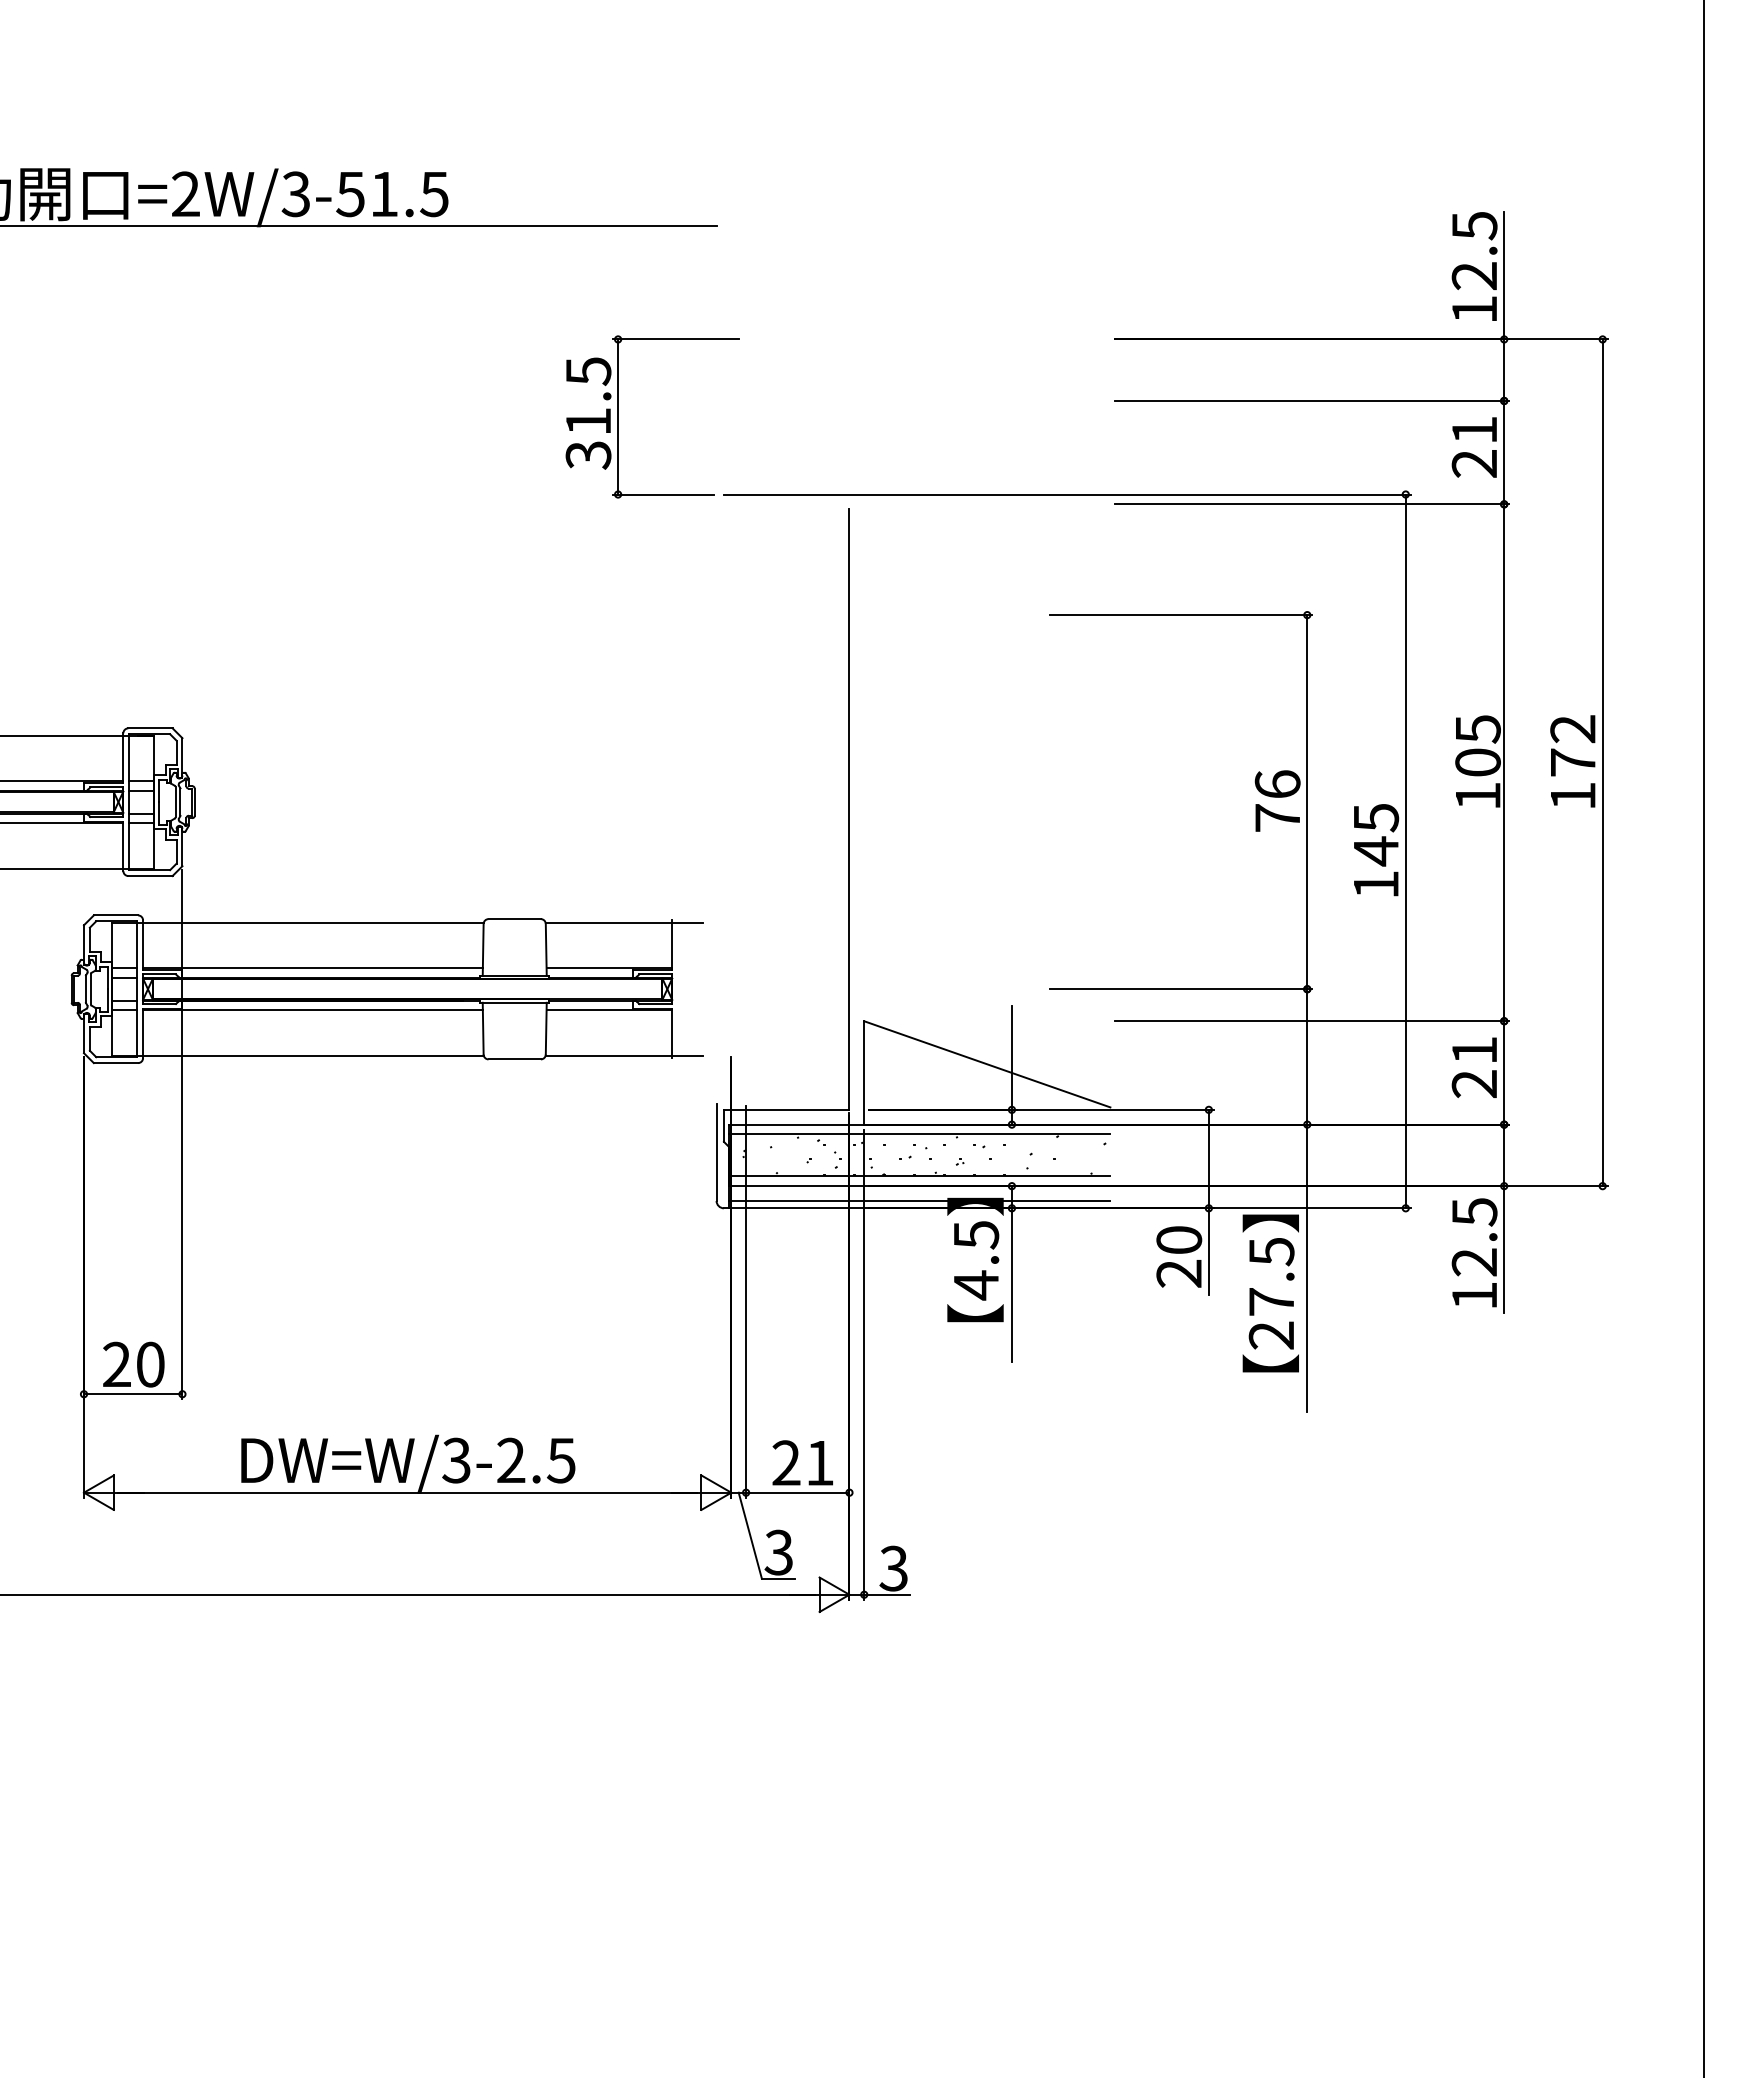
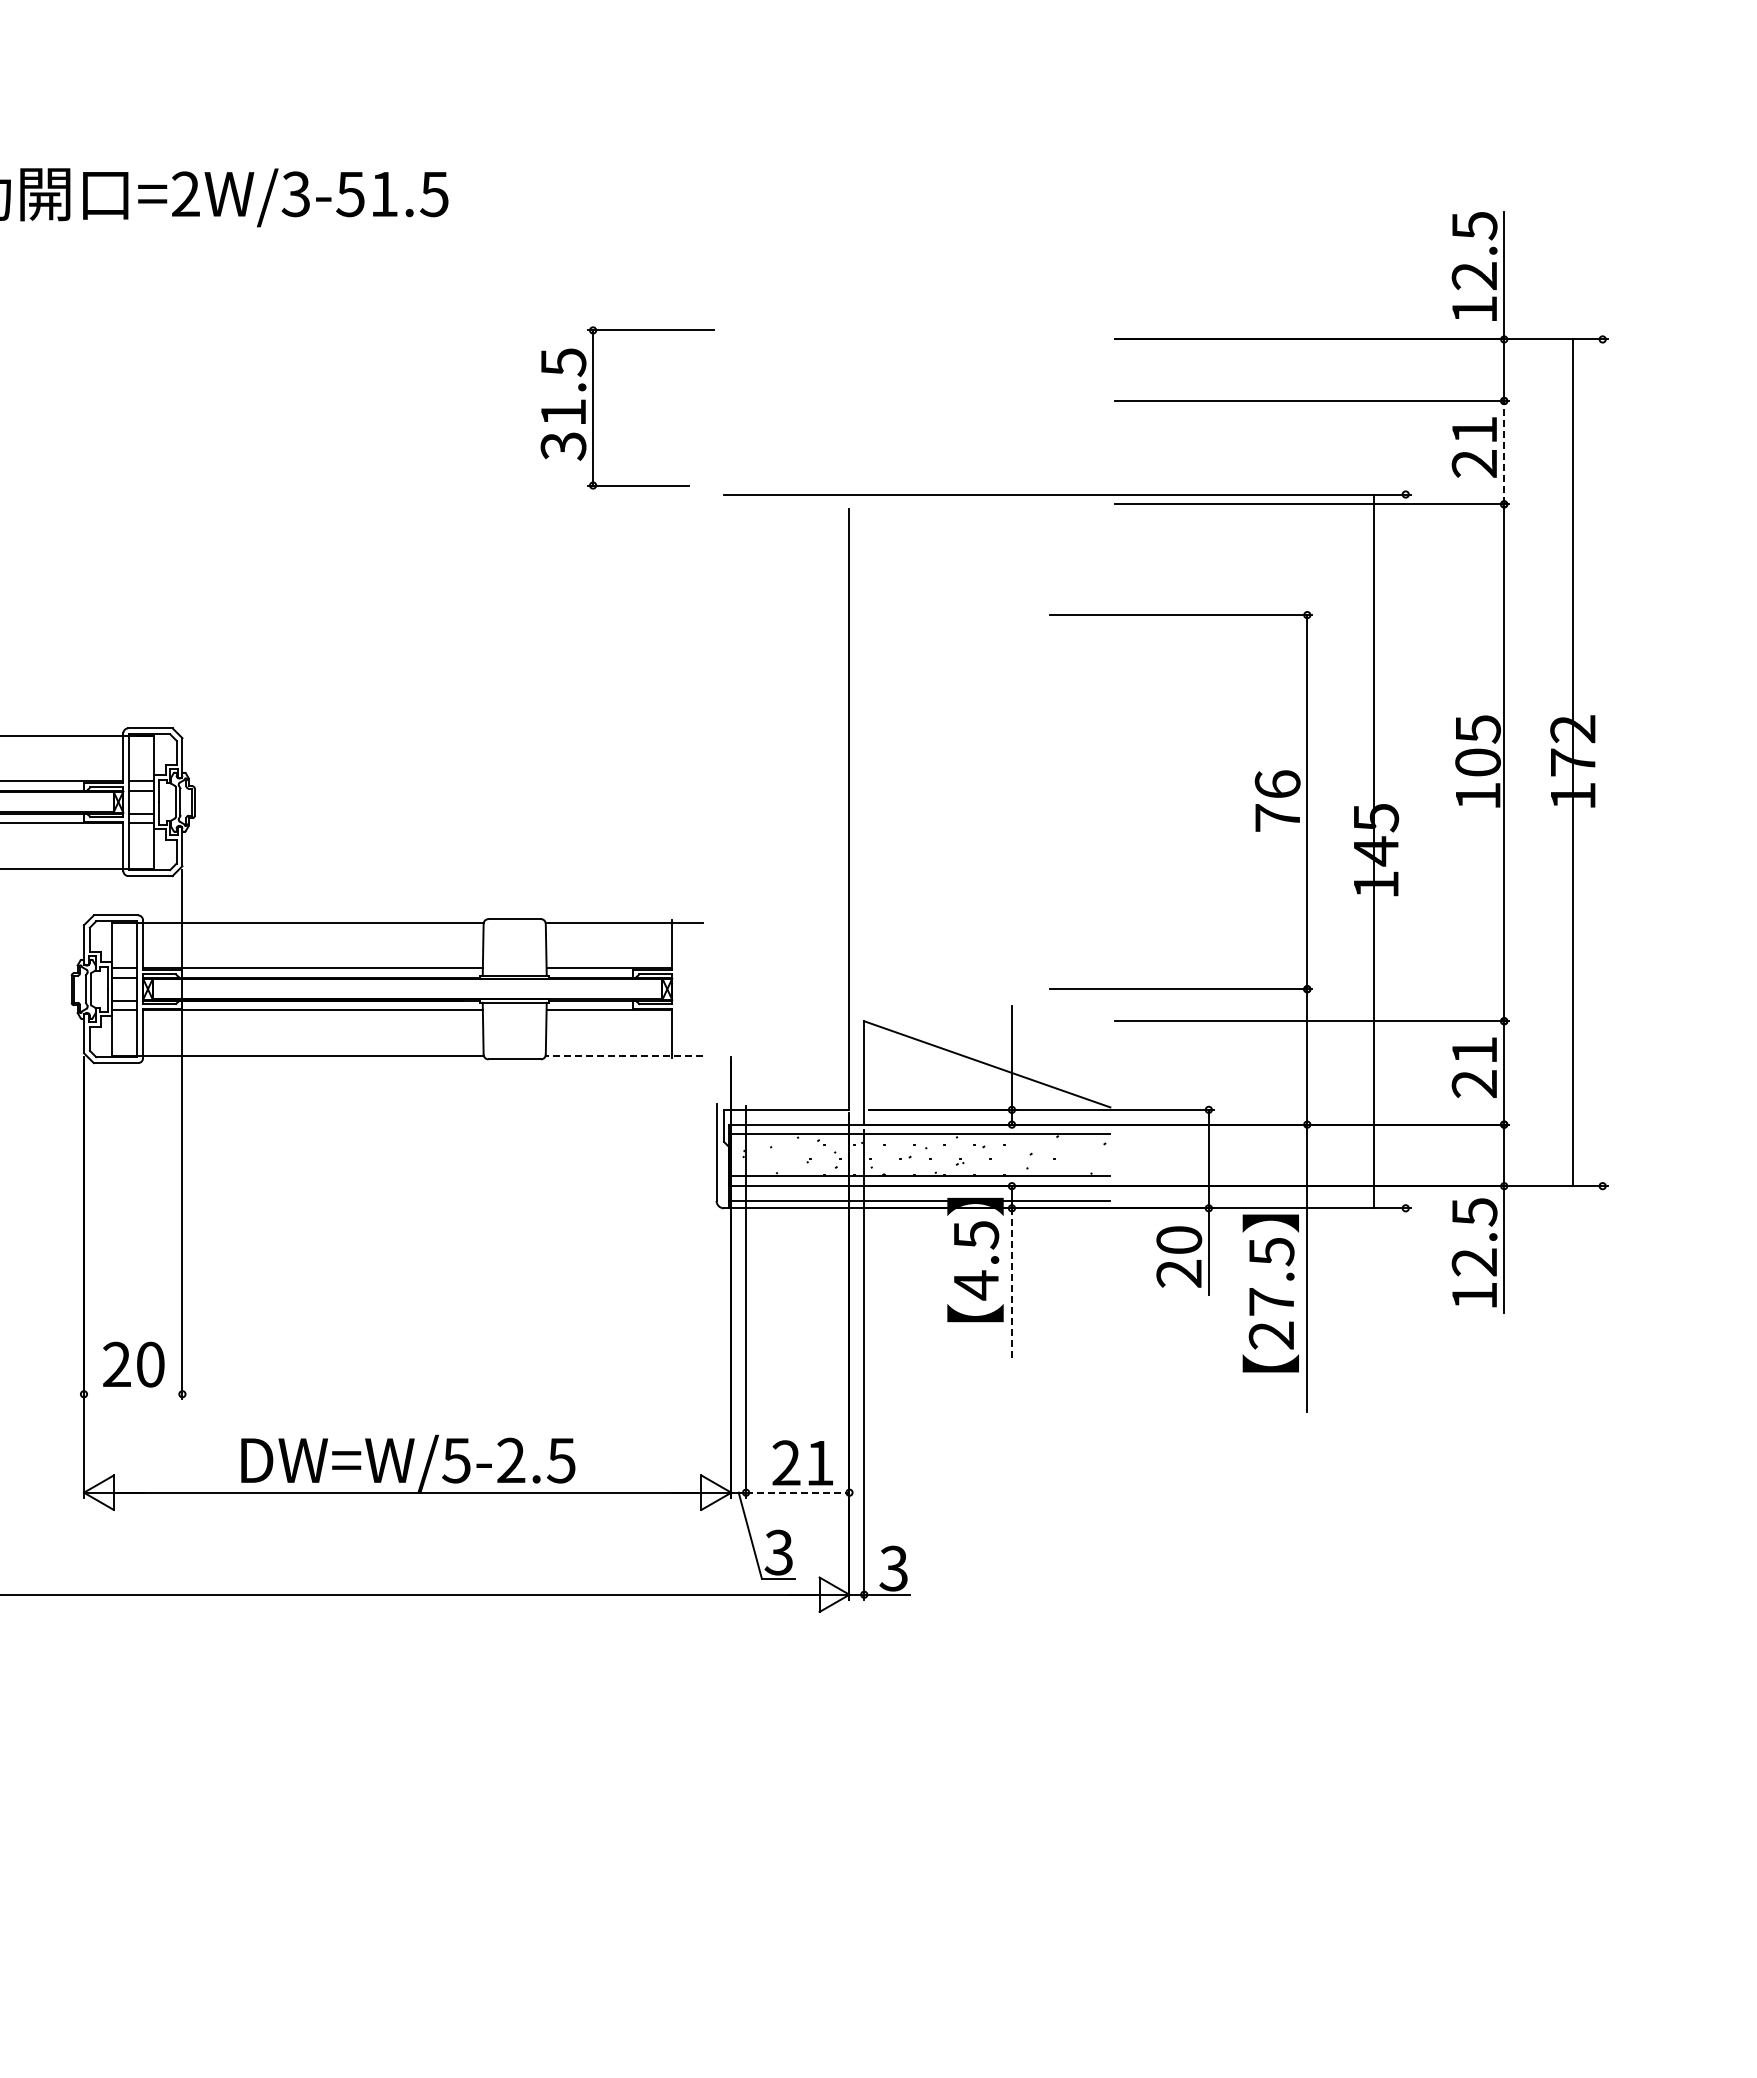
line: present -> none (359, 226)
part position: (618, 416) -> (593, 407) (593, 407)
line: solid -> dashed (1504, 452)
line position: (1602, 762) -> (1572, 762) (1572, 762)
line position: (1405, 851) -> (1373, 851) (1373, 851)
line: present -> none (1704, 1038)
line: solid -> dashed (624, 1055)
line: solid -> dashed (1011, 1285)
line: present -> none (133, 1394)
text: DW=W/3-2.5 -> DW=W/5-2.5 (456, 1460)
line: solid -> dashed (797, 1492)
